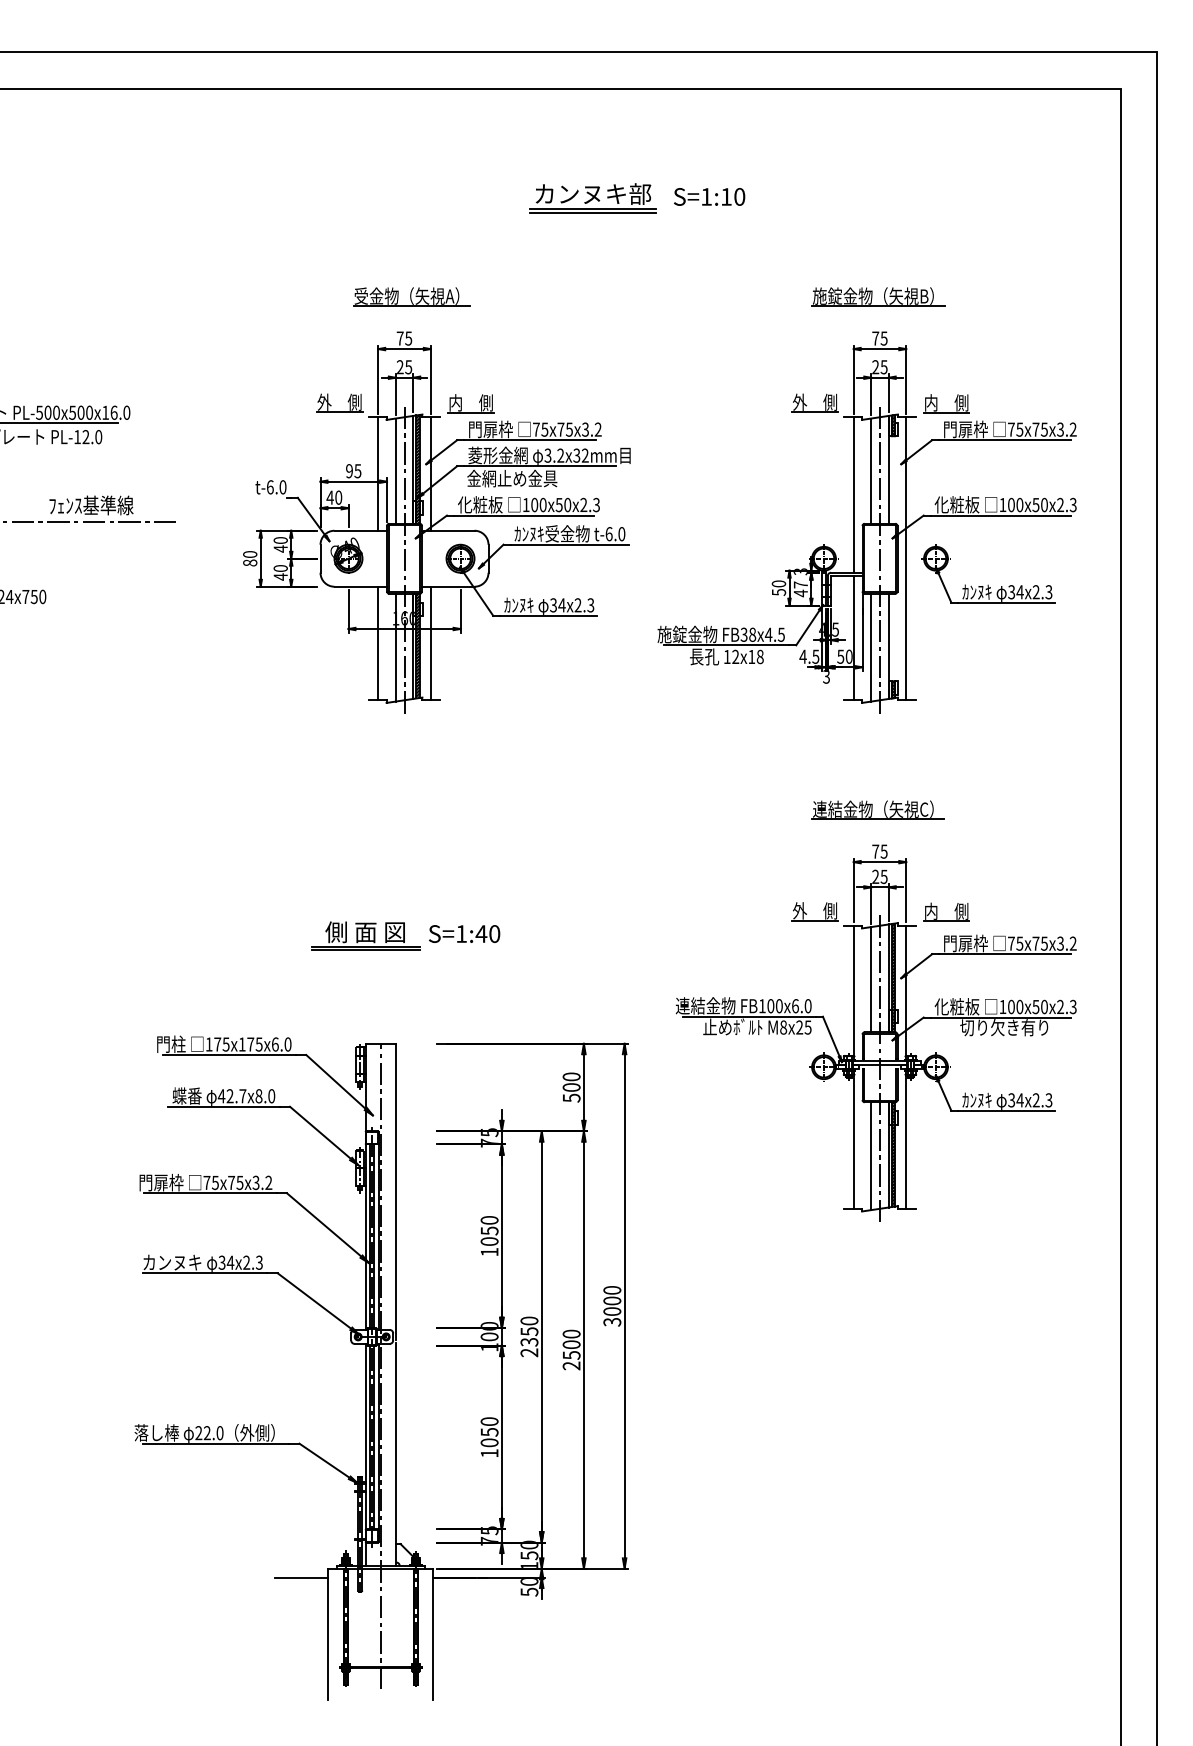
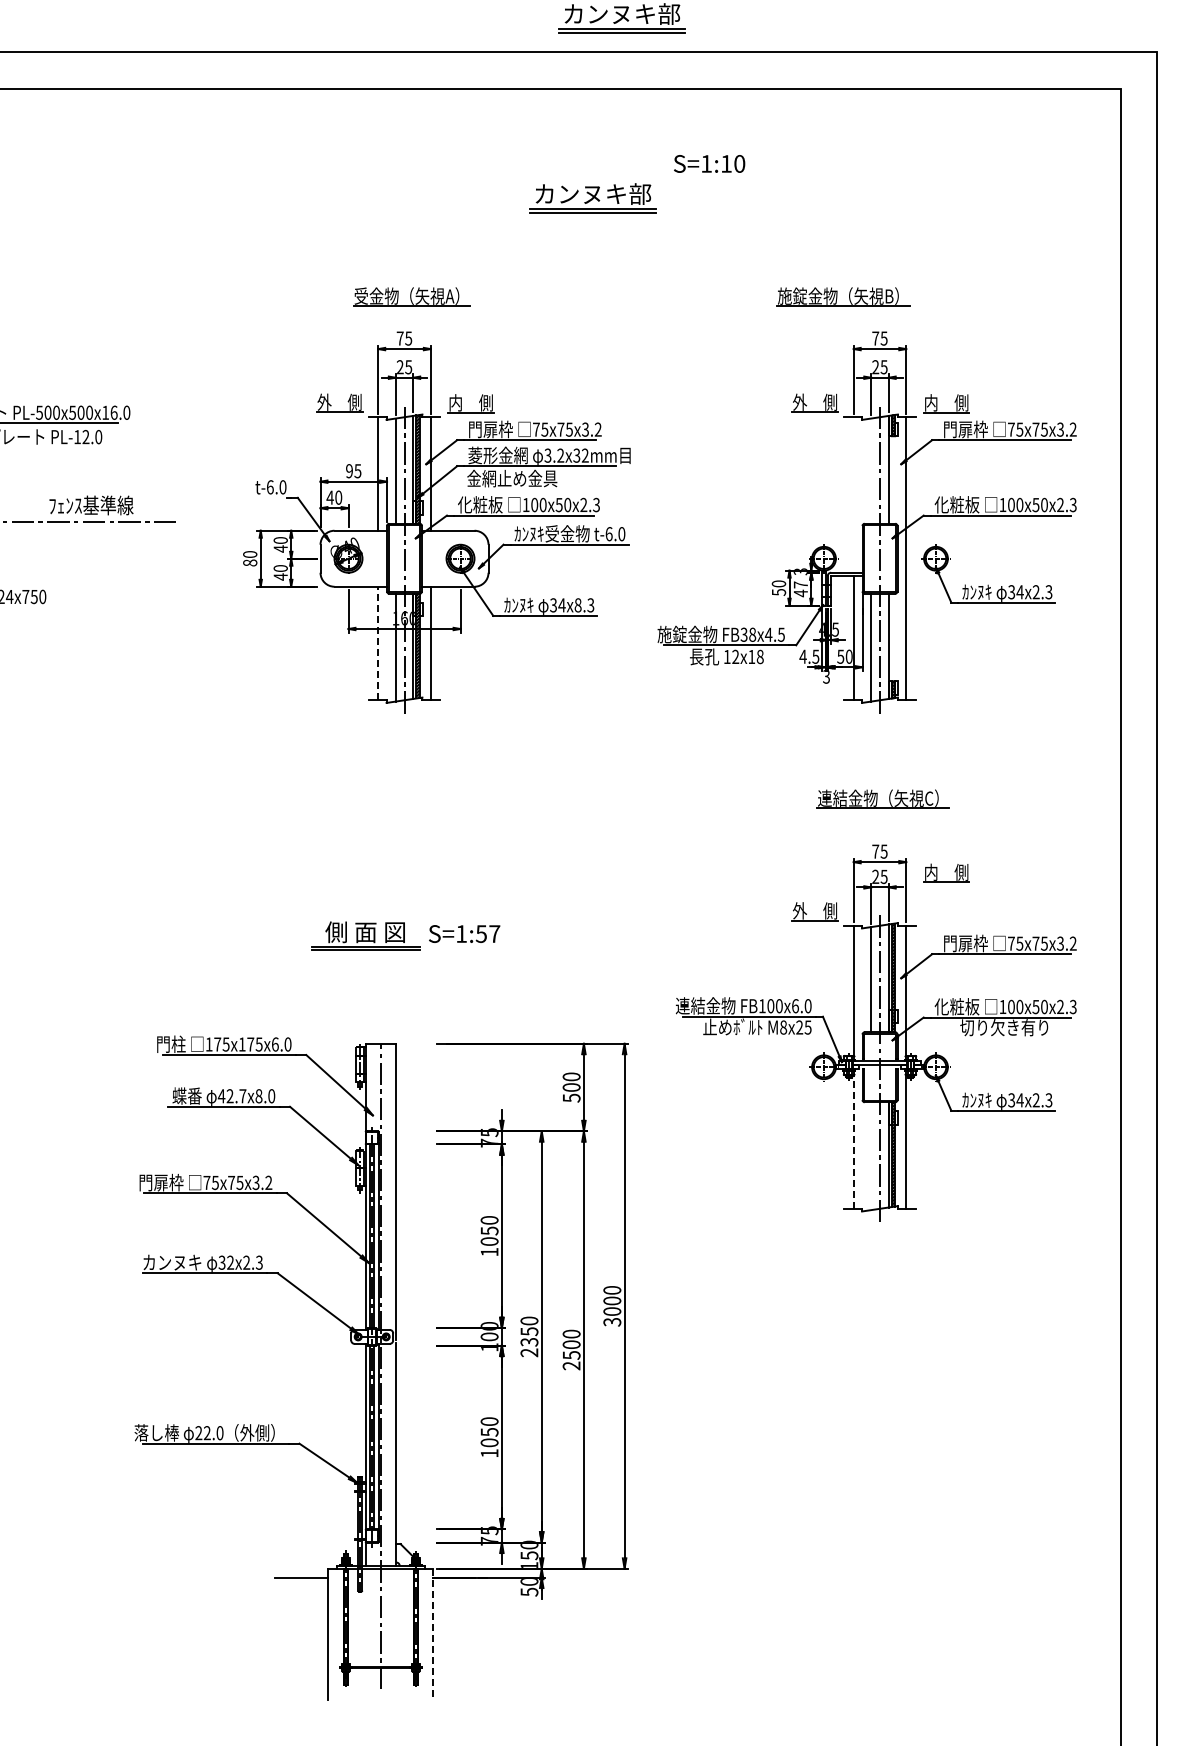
part: none -> present (621, 18)
text position: (709, 196) -> (709, 163) (709, 163)
part position: (878, 296) -> (843, 296) (843, 296)
line: present -> none (871, 470)
line: present -> none (853, 494)
text: 34x2.3 -> 34x8.3 (577, 605)
line: solid -> dashed (378, 643)
part position: (877, 809) -> (882, 798) (882, 798)
part position: (954, 911) -> (954, 872) (954, 872)
text: S=1:40 -> S=1:57 (487, 933)
line: solid -> dashed (853, 1141)
line: present -> none (871, 1156)
text: 34x2.3 -> 32x2.3 (230, 1262)
line: solid -> dashed (433, 1634)
